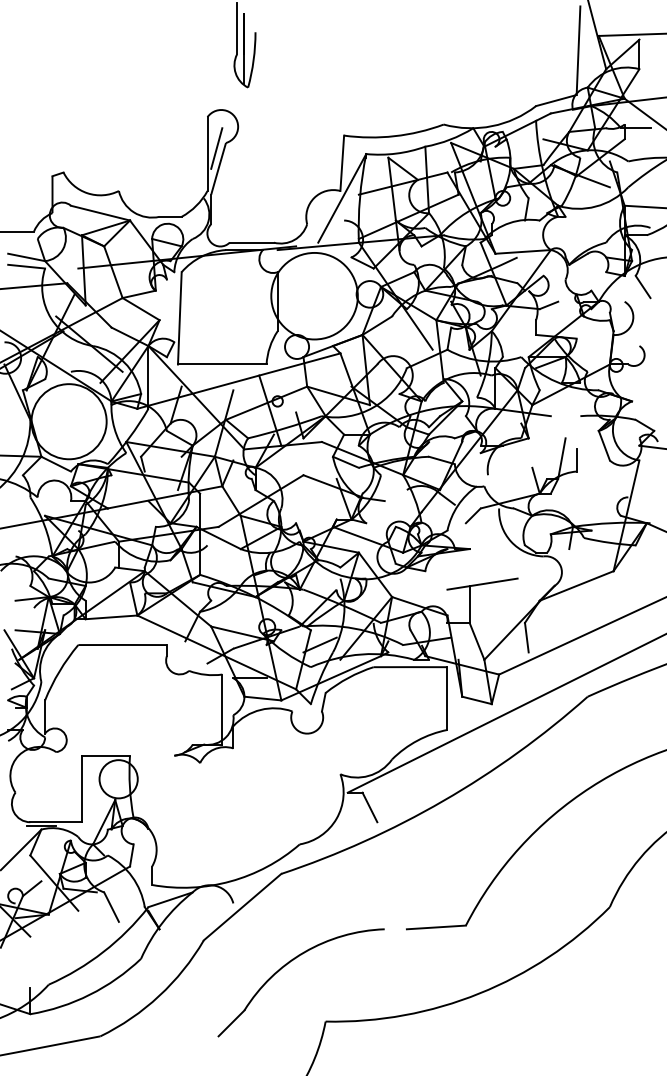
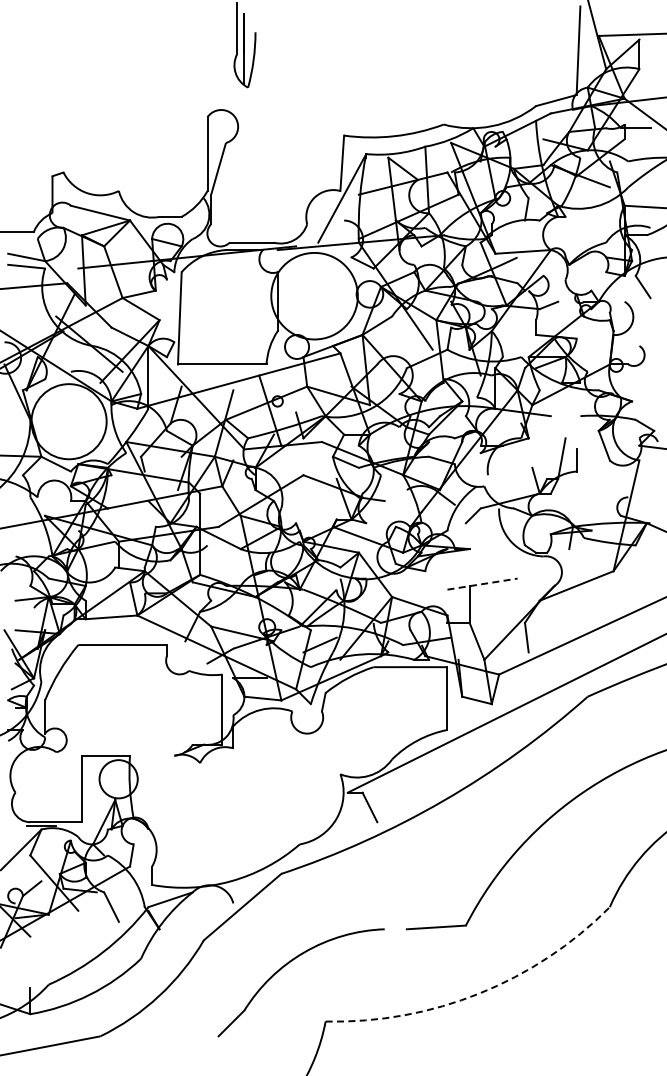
line: present -> none (216, 148)
line: solid -> dashed (482, 584)
arc: solid -> dashed (479, 993)
